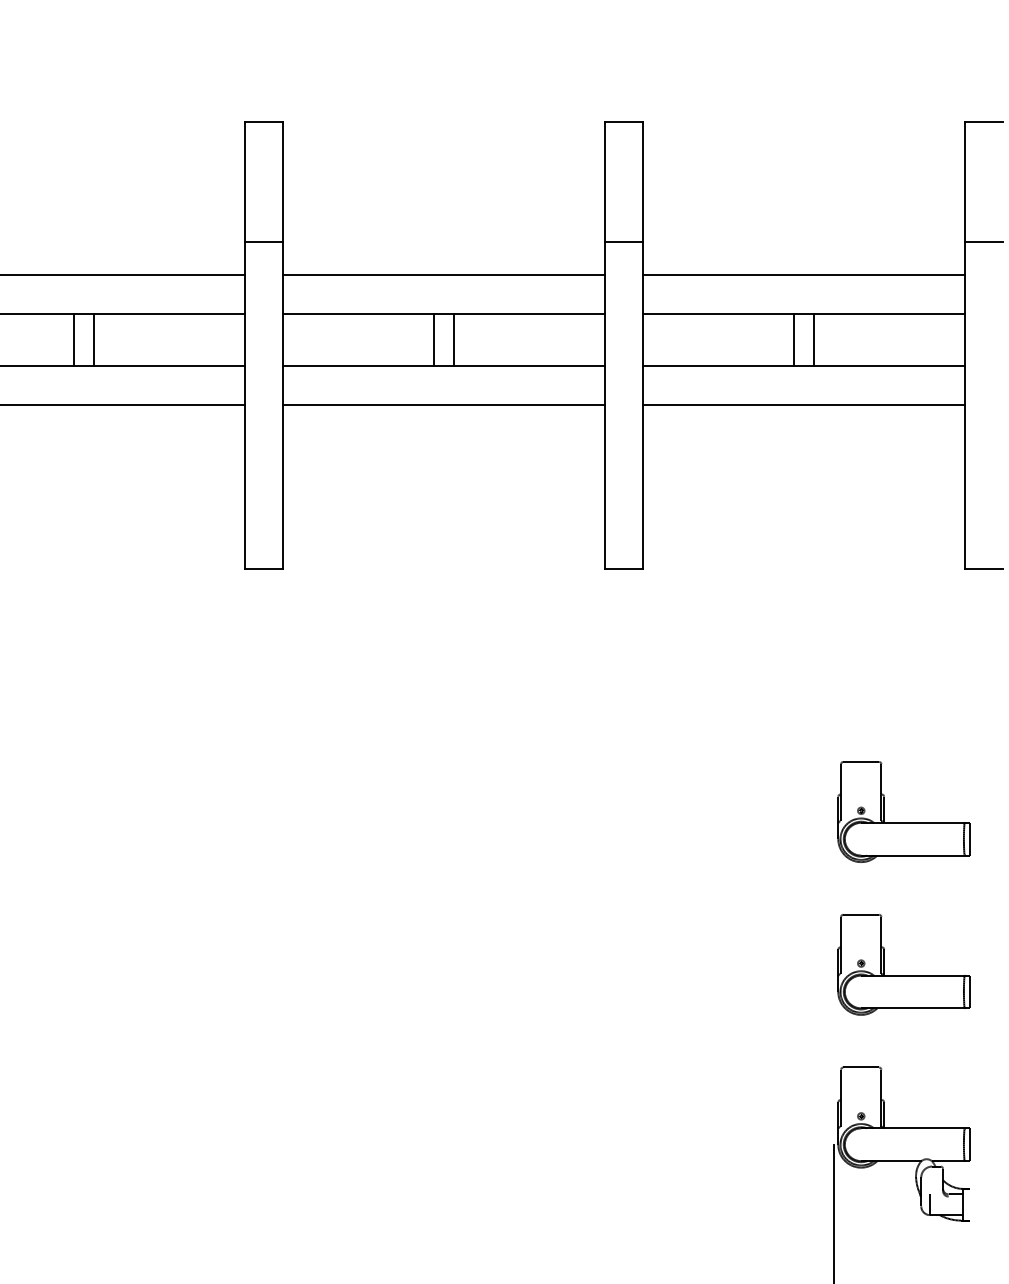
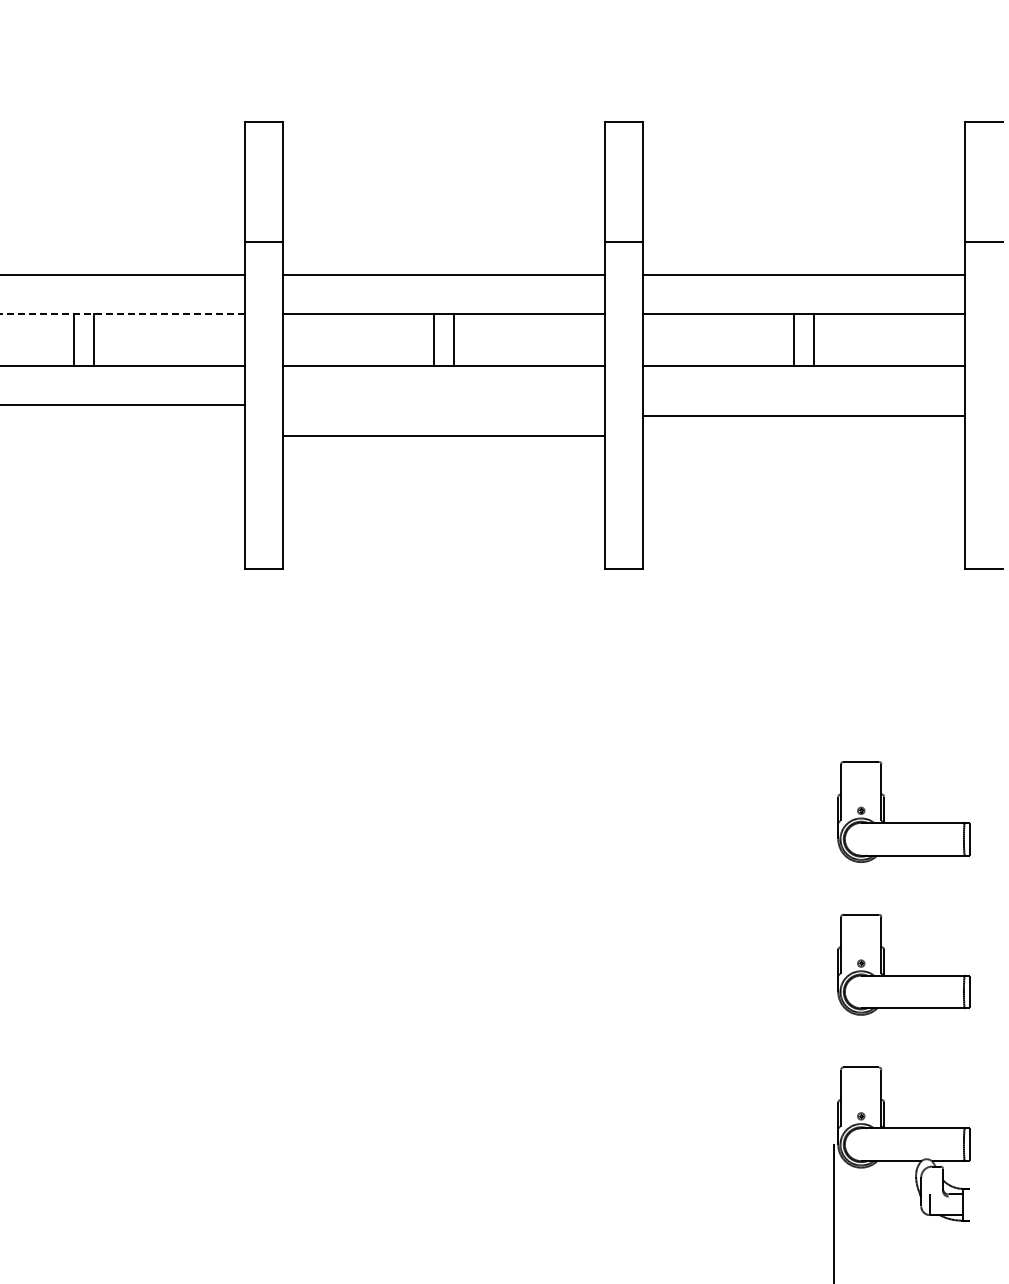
line: solid -> dashed (122, 313)
line position: (443, 405) -> (443, 436) (443, 436)
line position: (803, 405) -> (803, 416) (803, 416)
